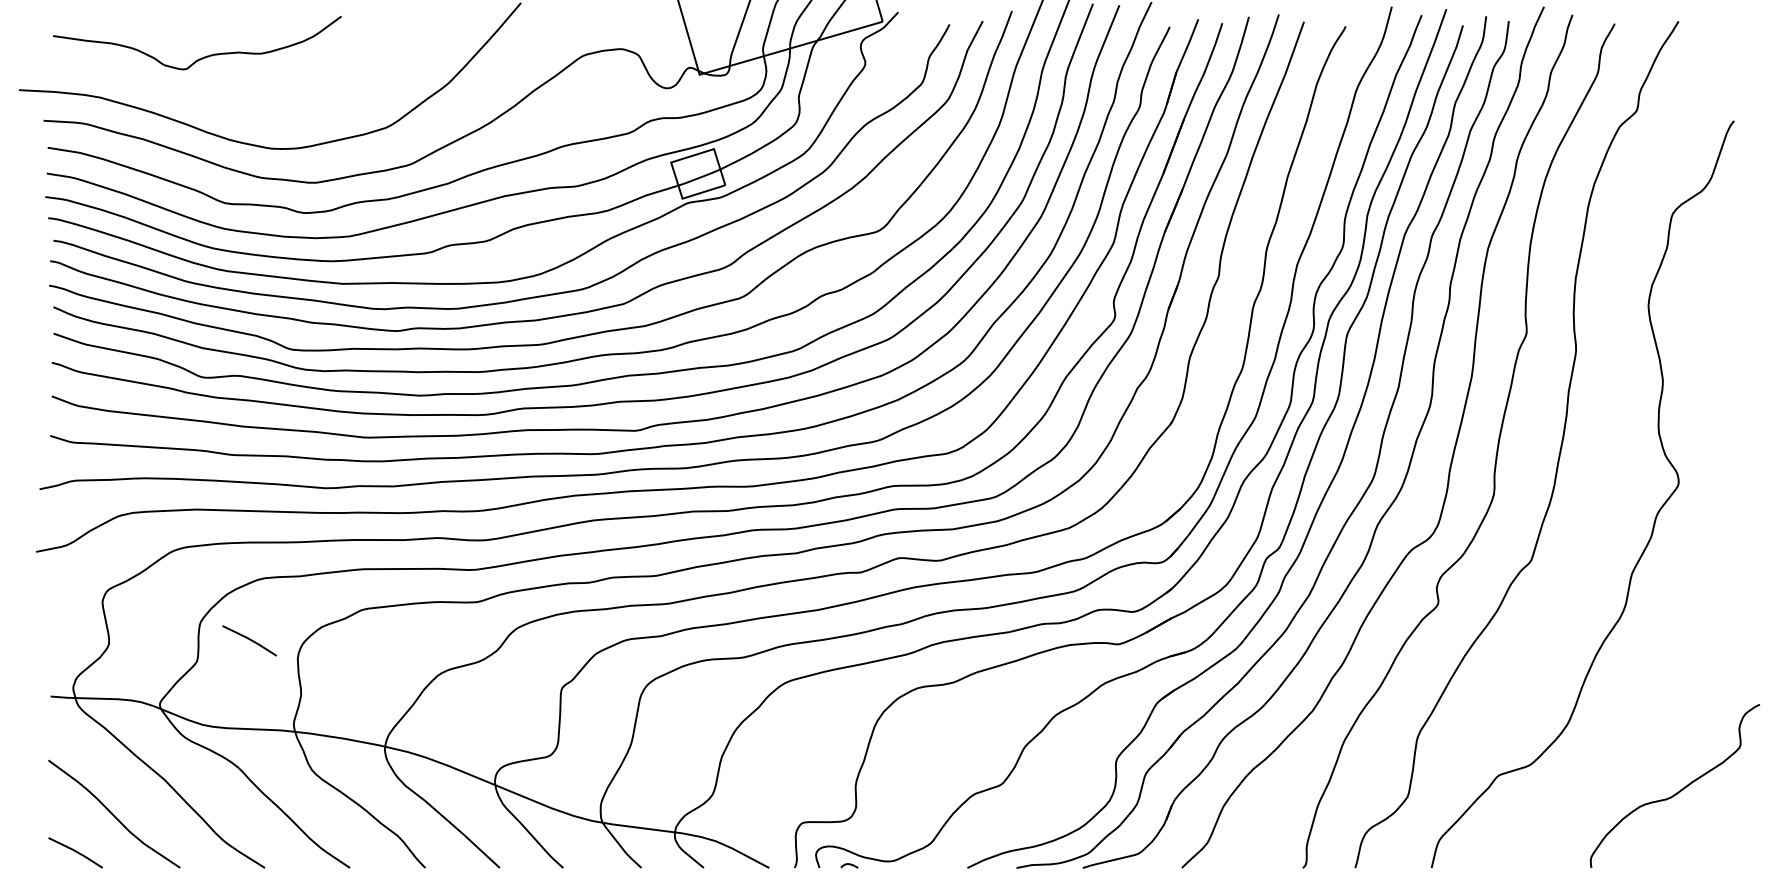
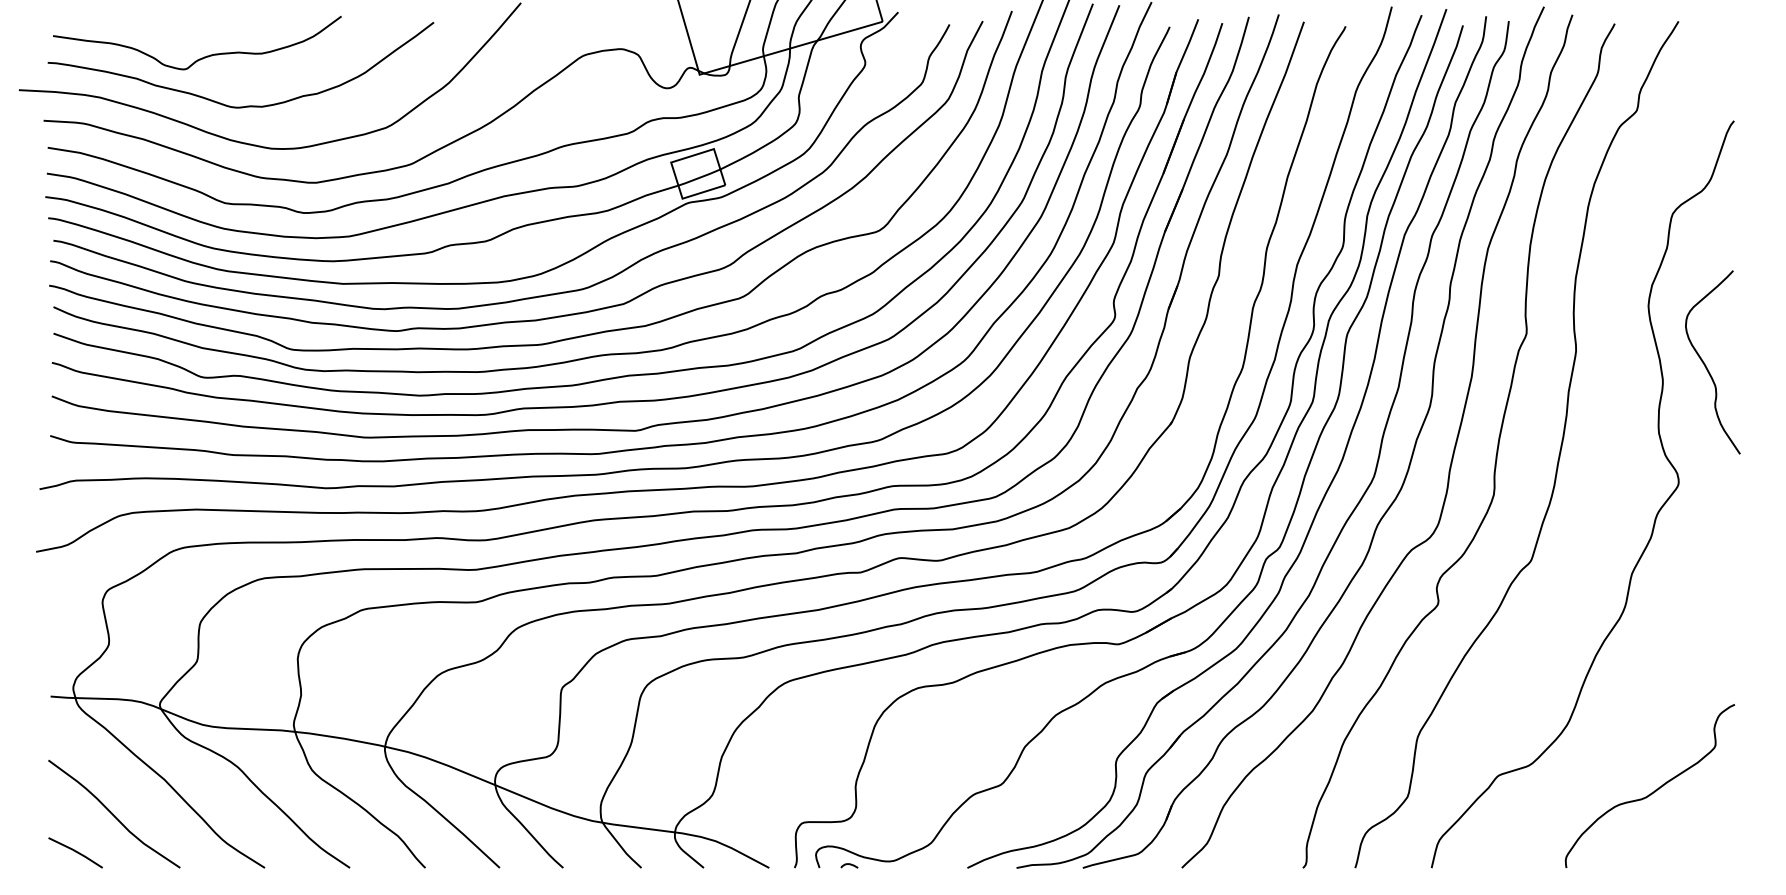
curve: none -> present (246, 105)
curve: none -> present (1706, 365)
line: present -> none (249, 640)
curve position: (1679, 790) -> (1654, 790) (1654, 790)
